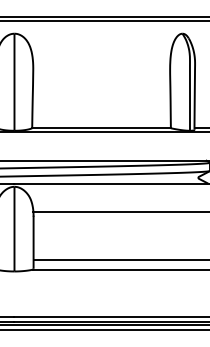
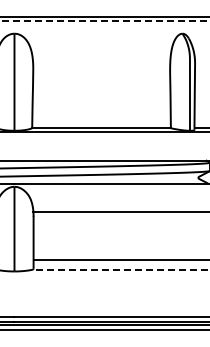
line: solid -> dashed (104, 21)
line: solid -> dashed (120, 269)
